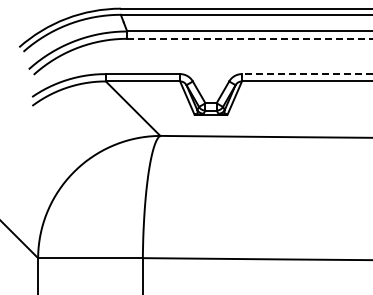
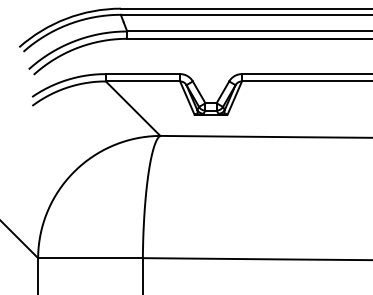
line: dashed -> solid (250, 38)
line: dashed -> solid (306, 74)
